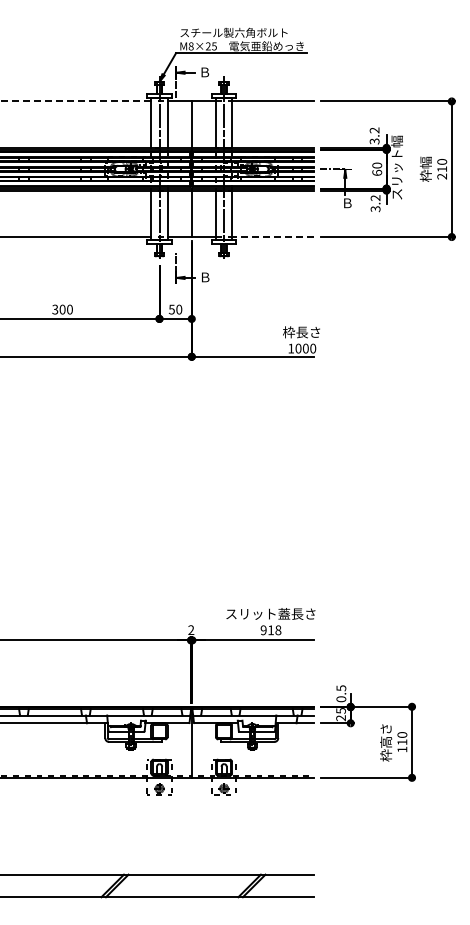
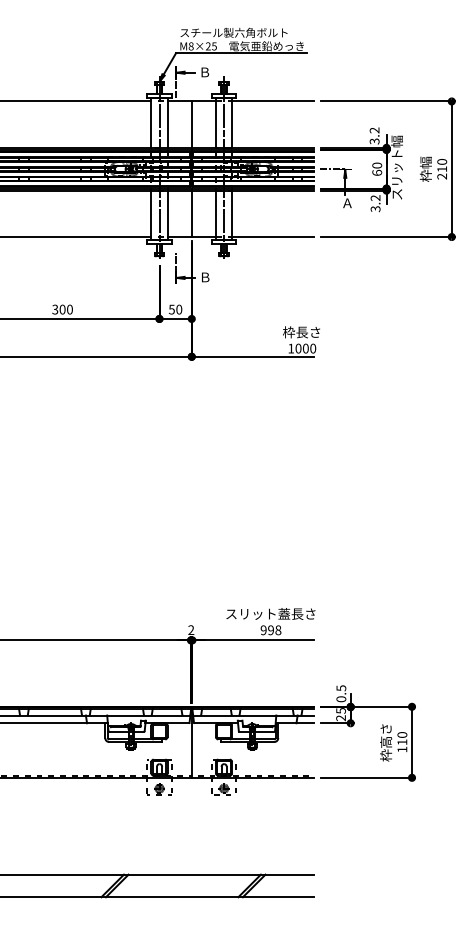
line: dashed -> solid (75, 101)
text: Ｂ -> Ａ (347, 203)
line: dashed -> solid (272, 237)
text: 918 -> 998 (270, 630)
